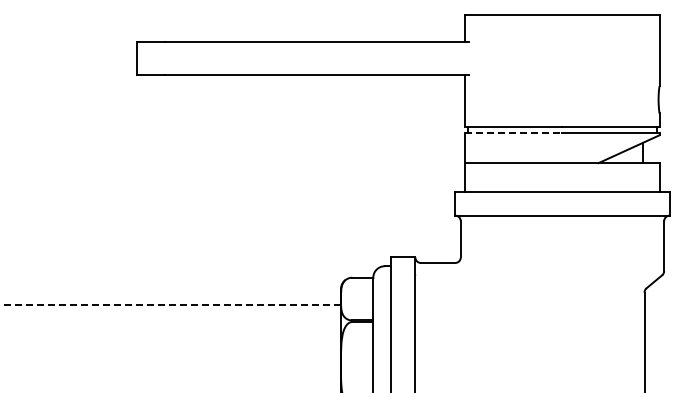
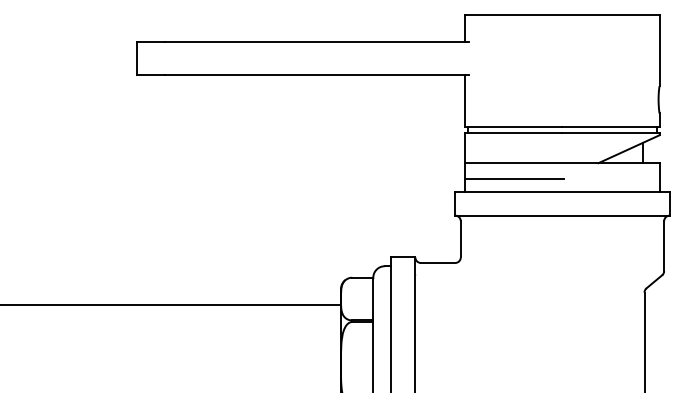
line: dashed -> solid (513, 132)
line: none -> present (514, 179)
line: dashed -> solid (170, 304)
